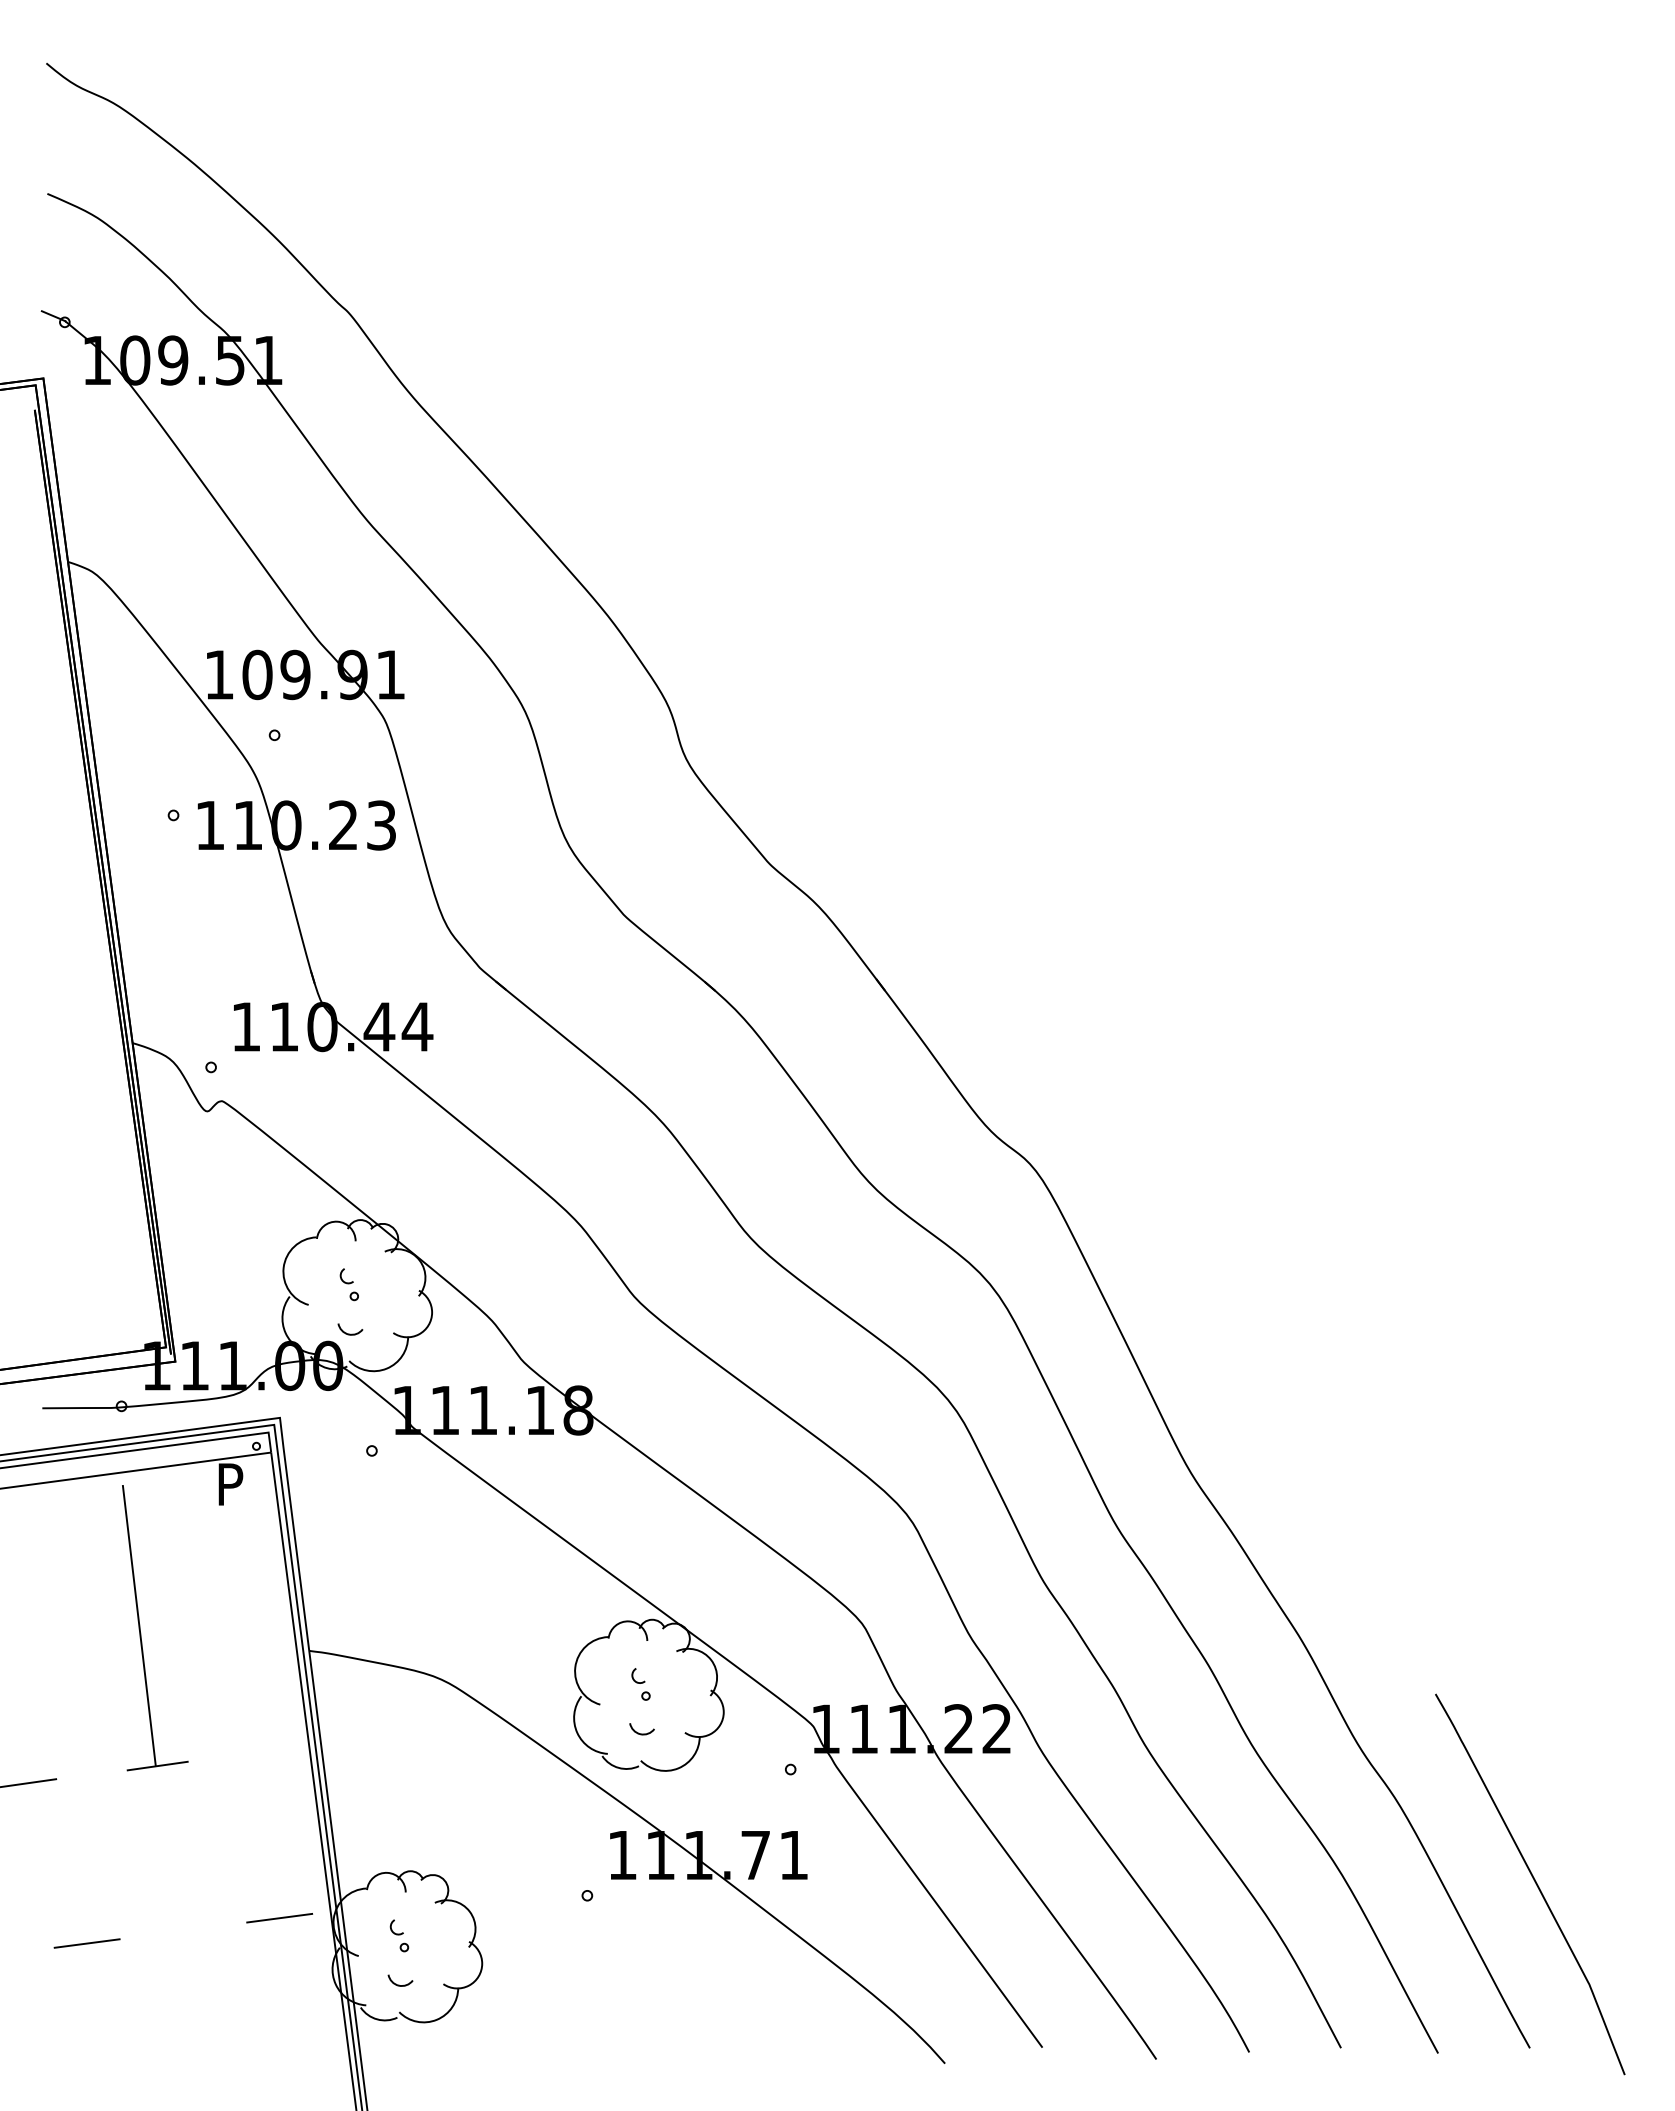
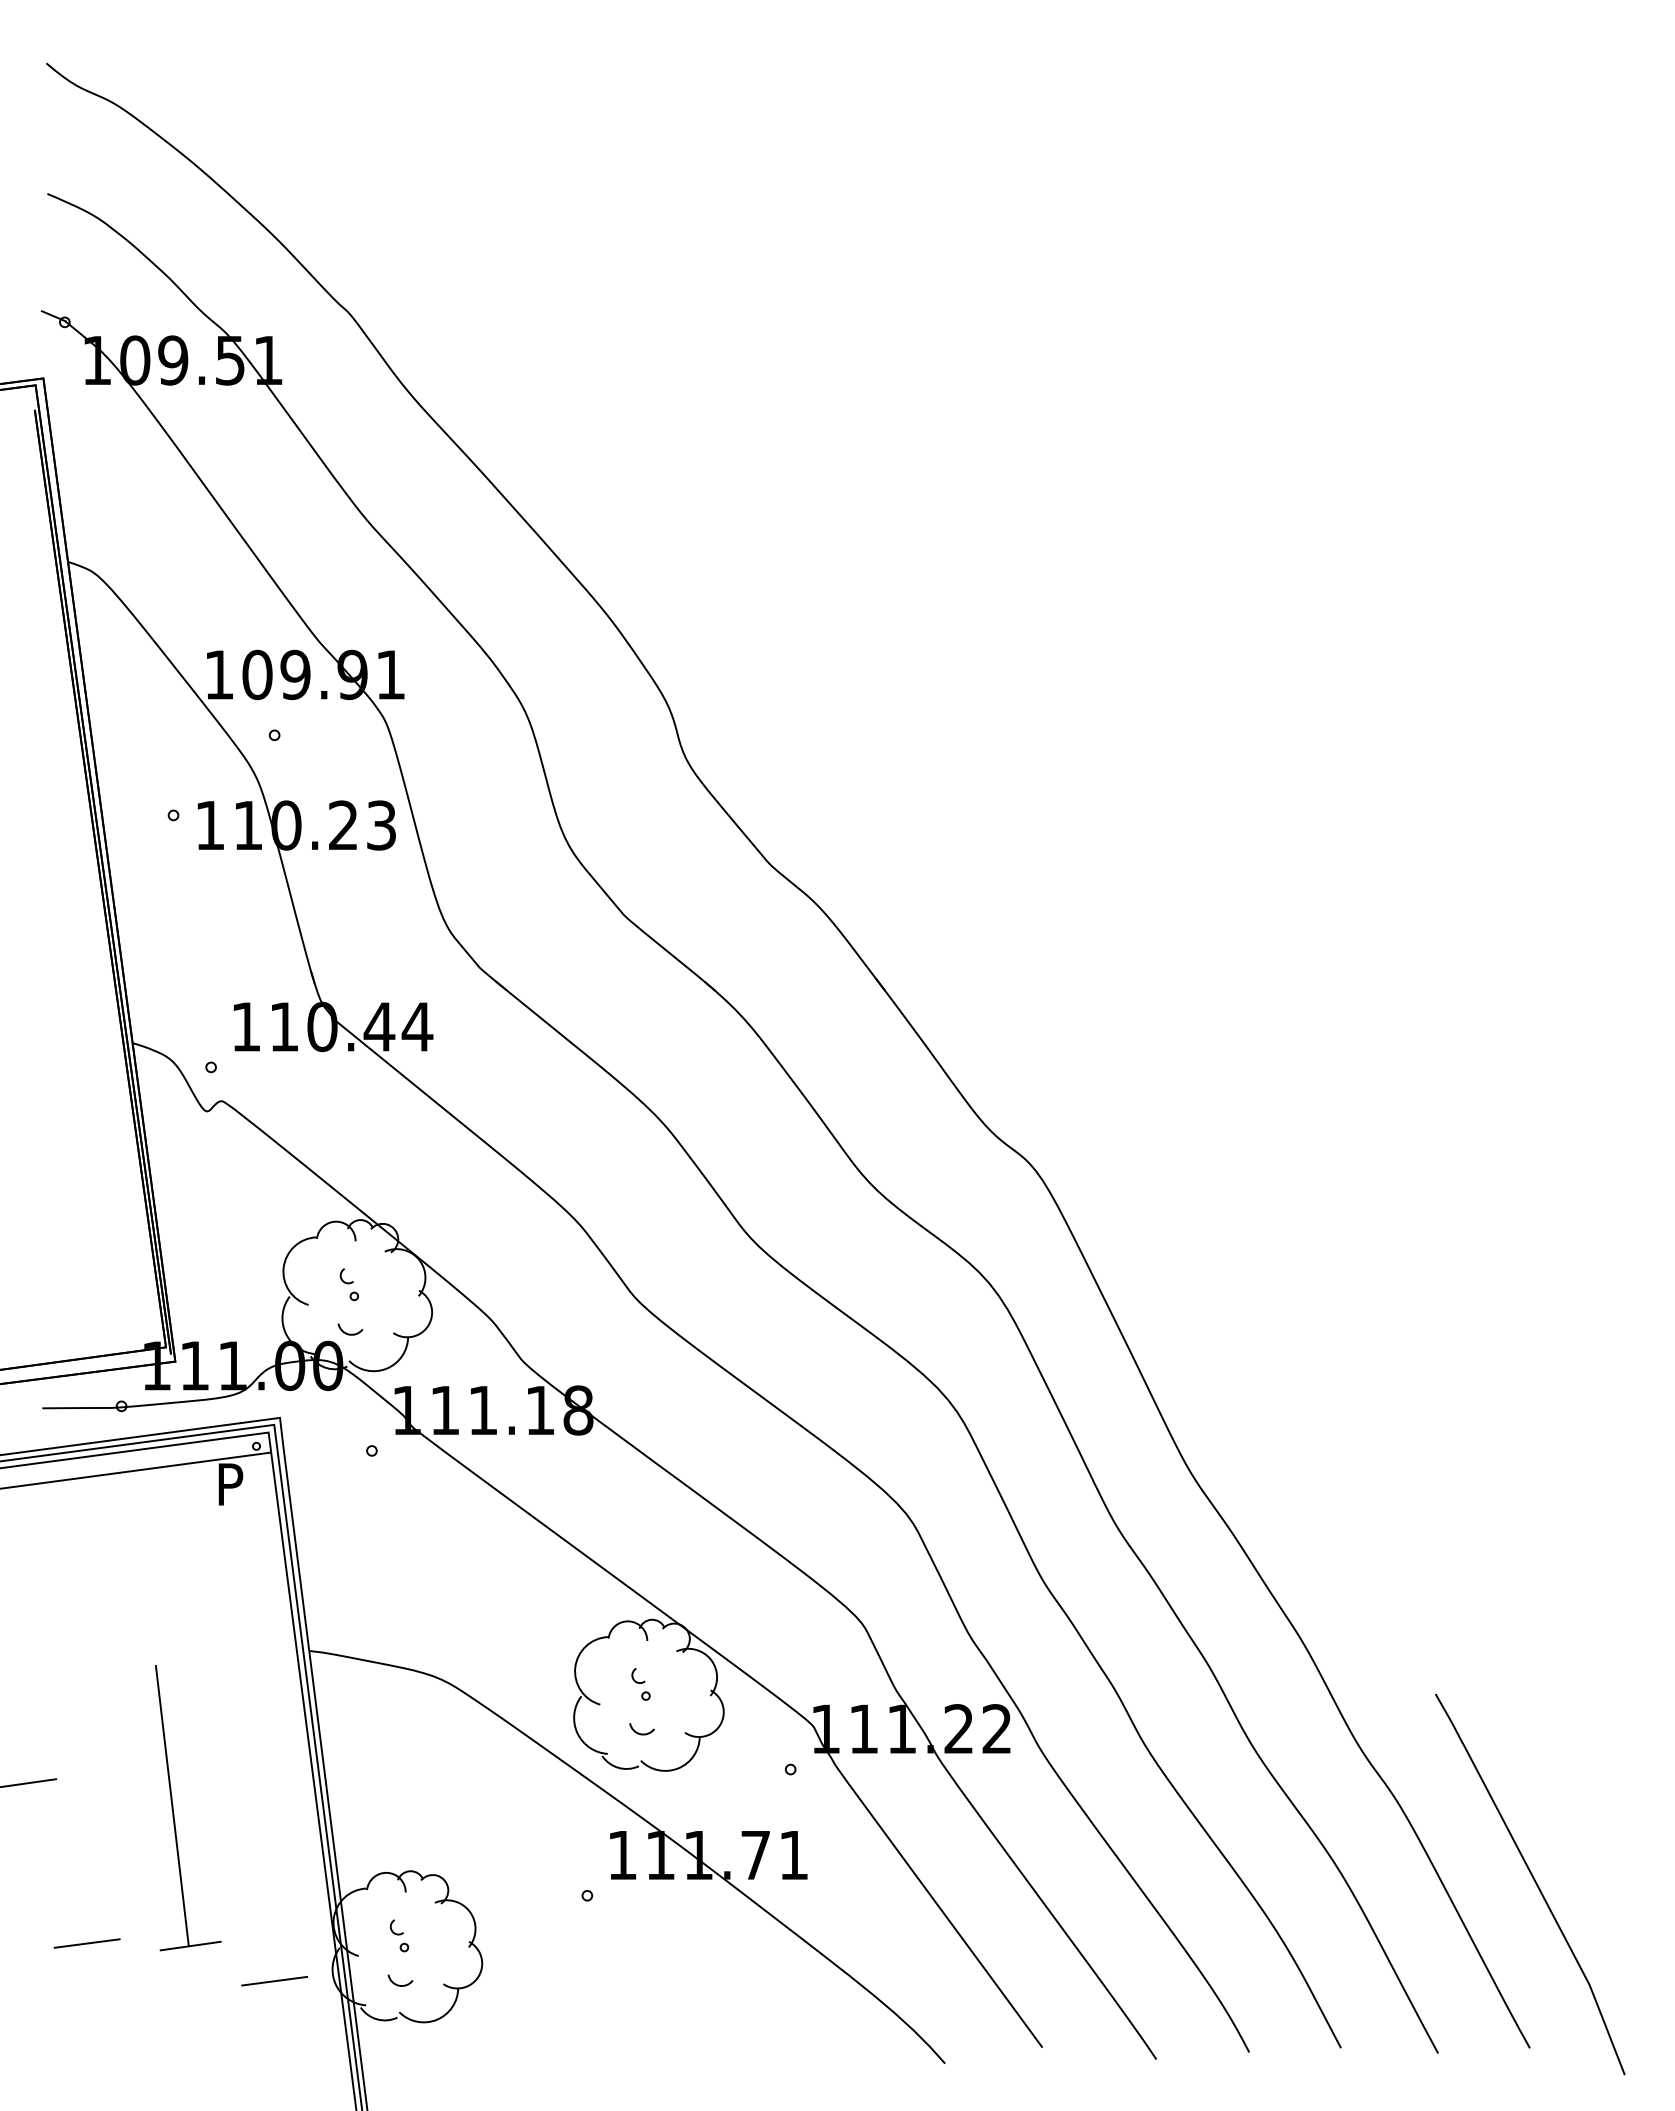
part position: (141, 1633) -> (174, 1813) (174, 1813)
line position: (279, 1918) -> (274, 1981) (274, 1981)
